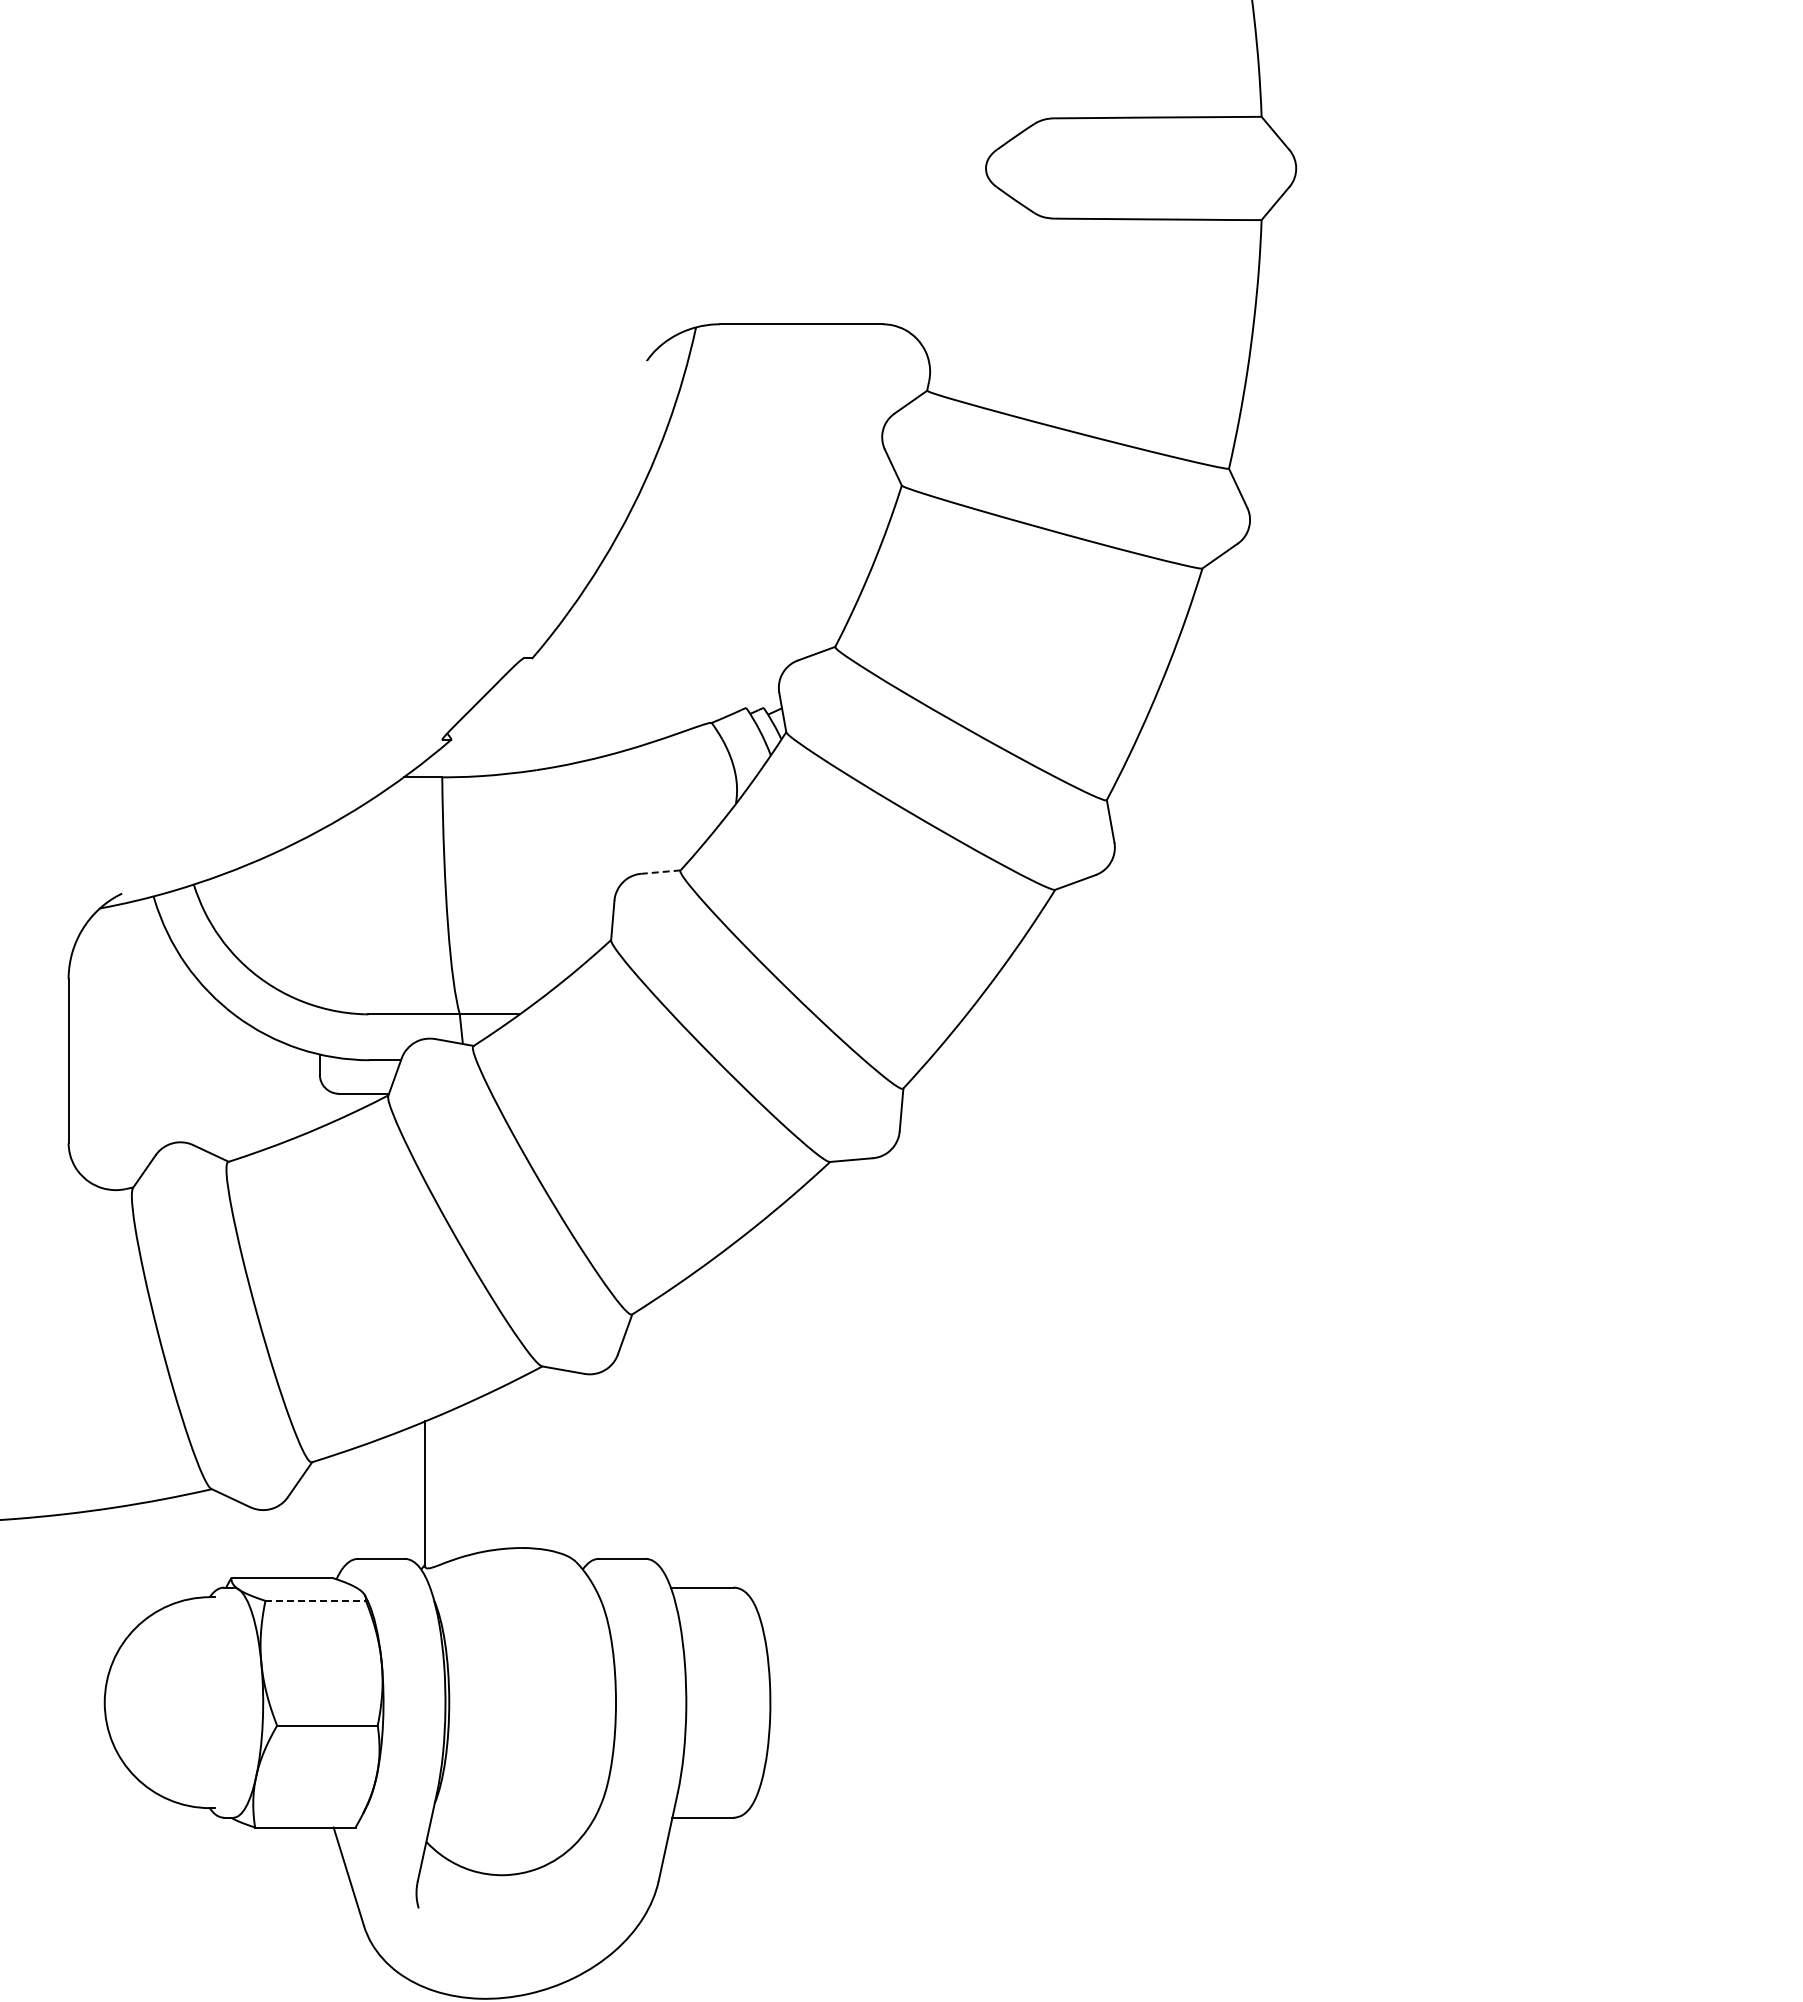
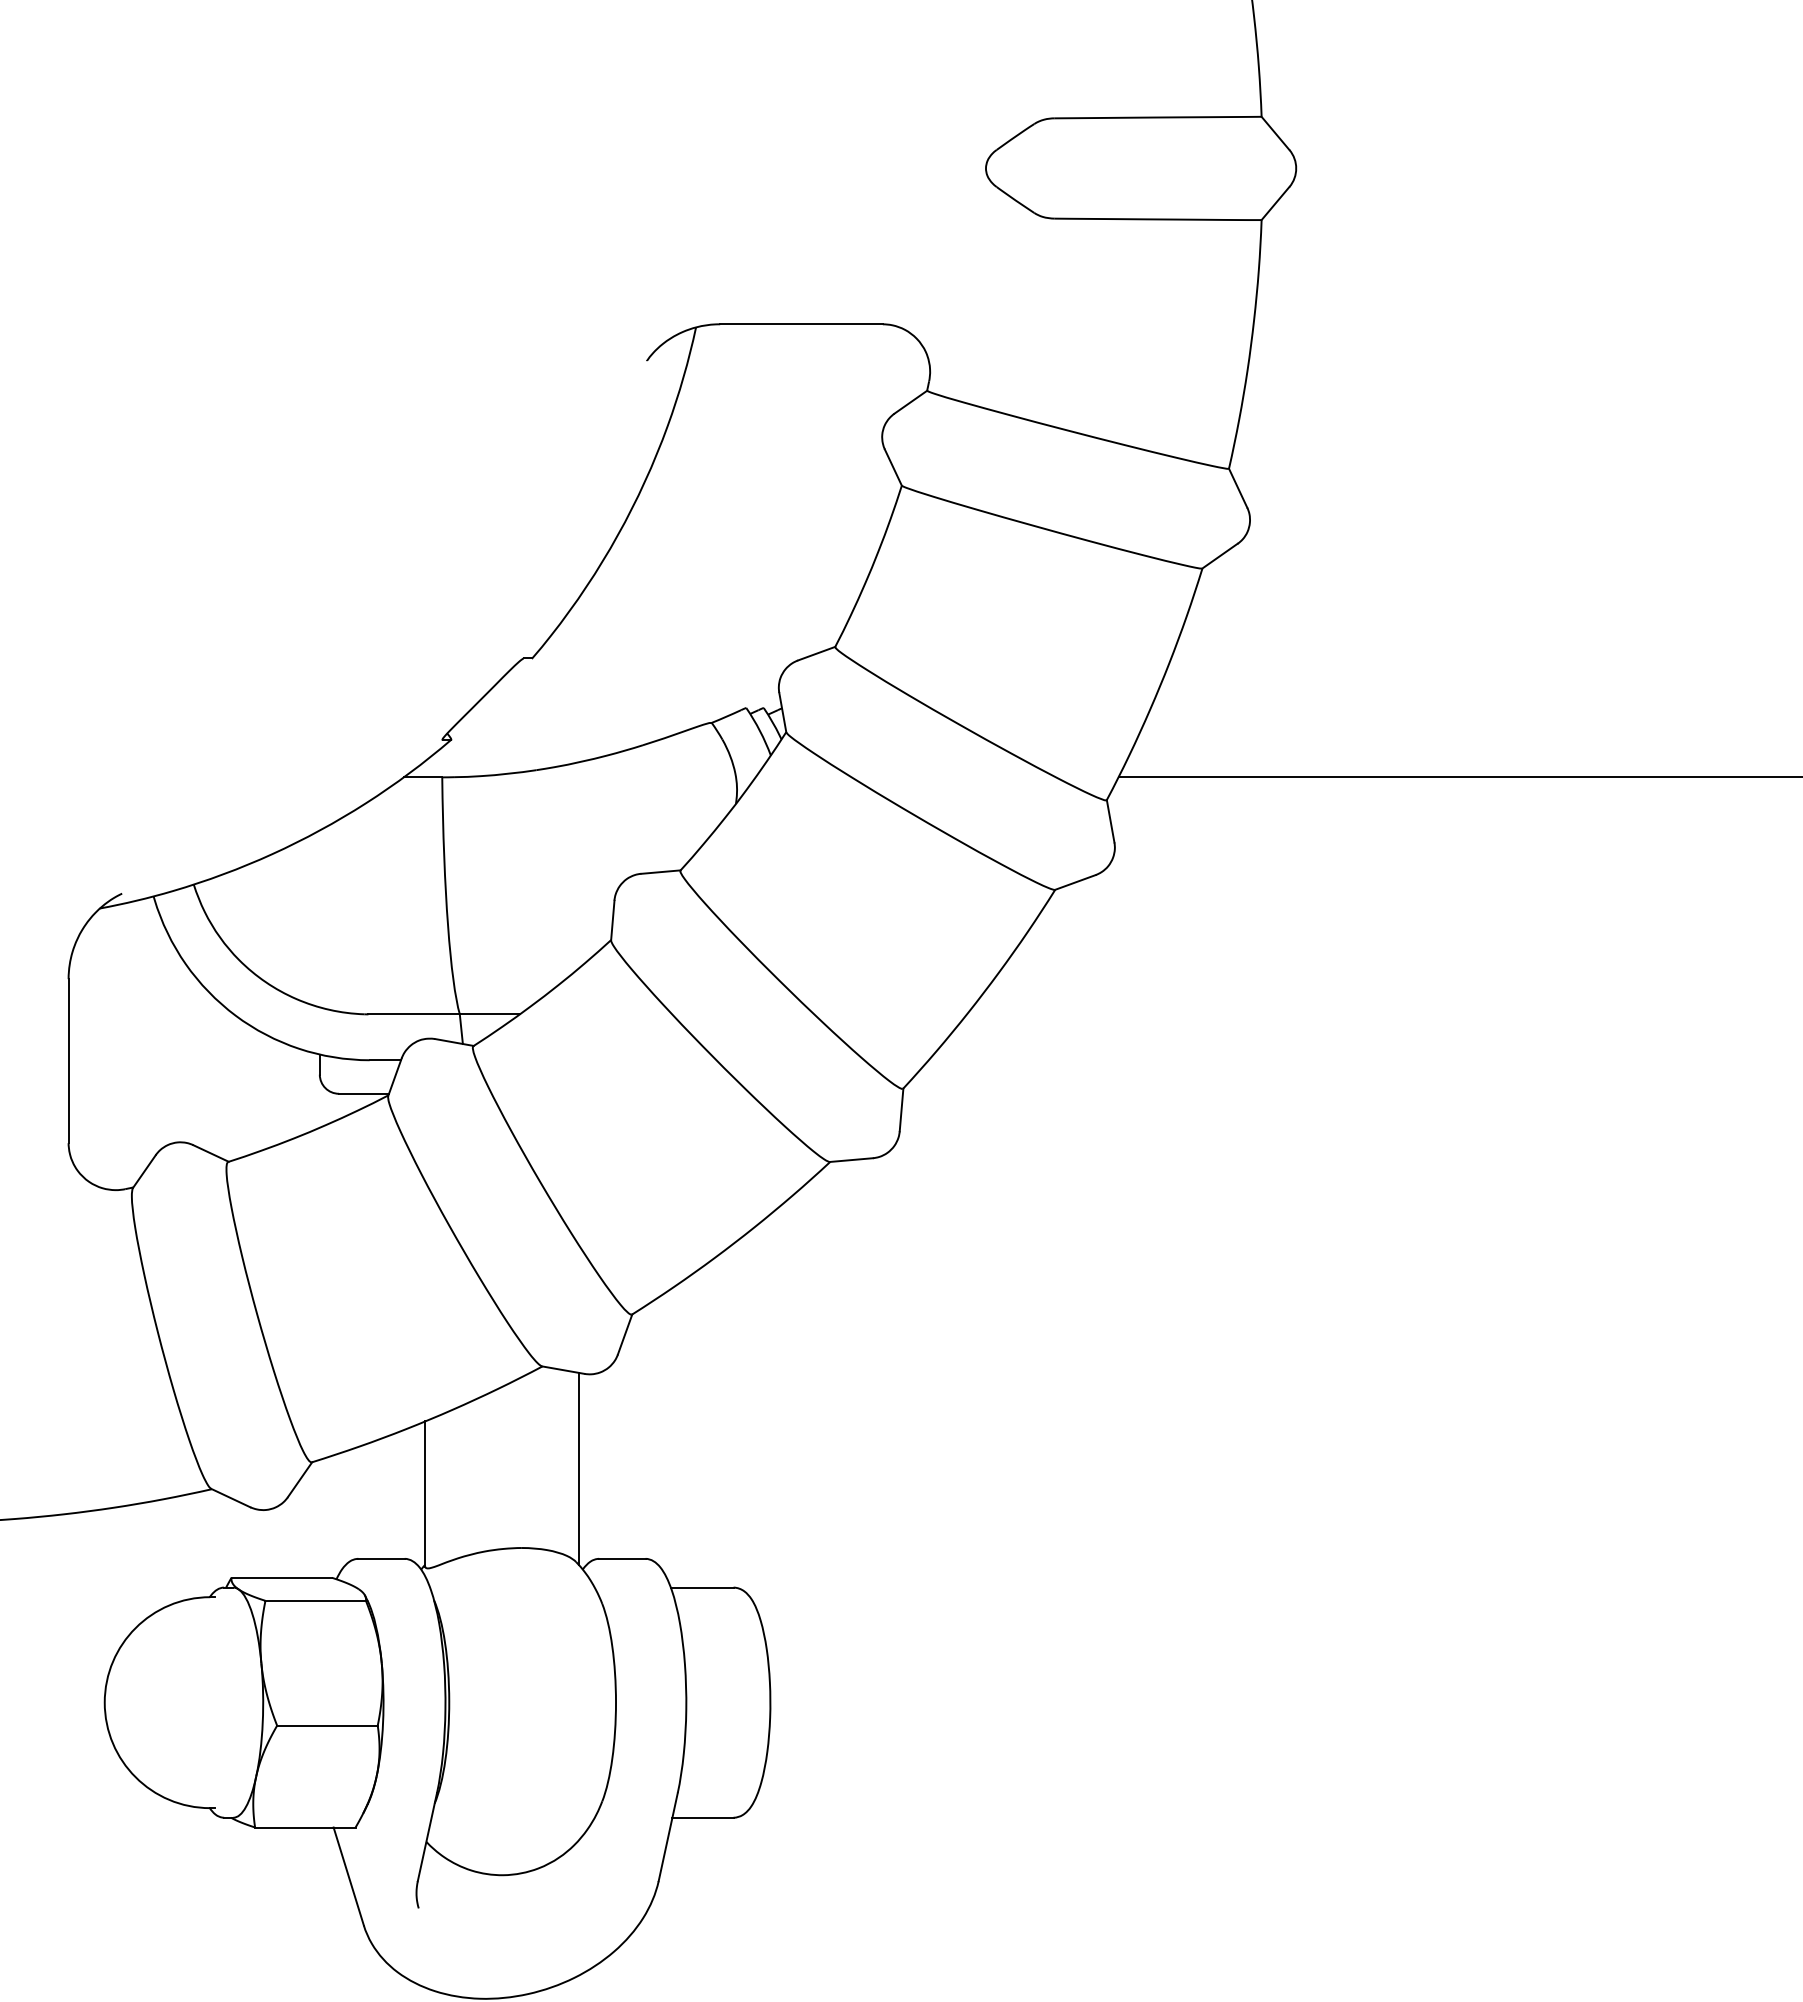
line: none -> present (1458, 777)
line: dashed -> solid (660, 872)
line: none -> present (578, 1468)
line: dashed -> solid (316, 1600)
